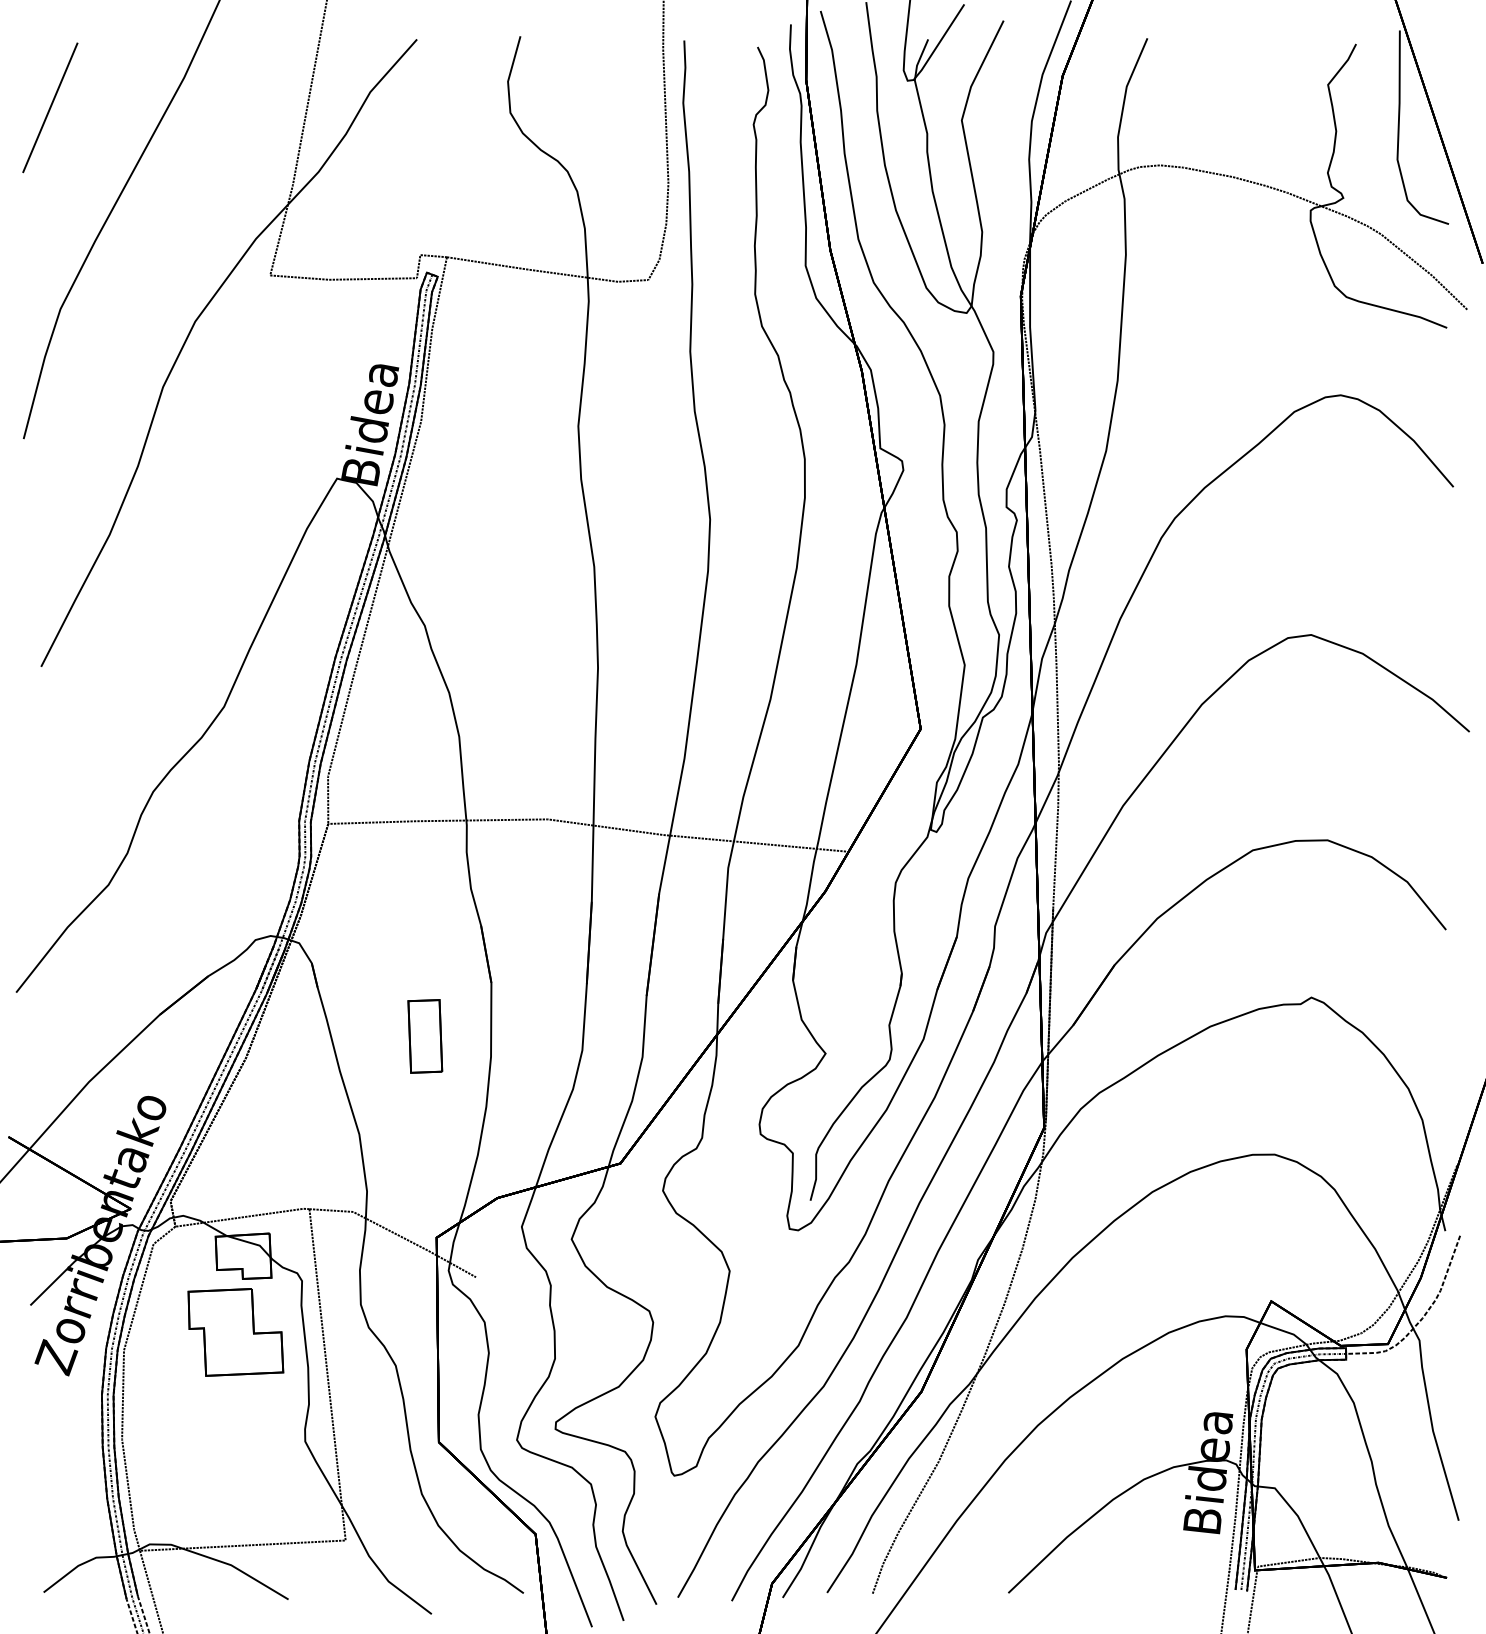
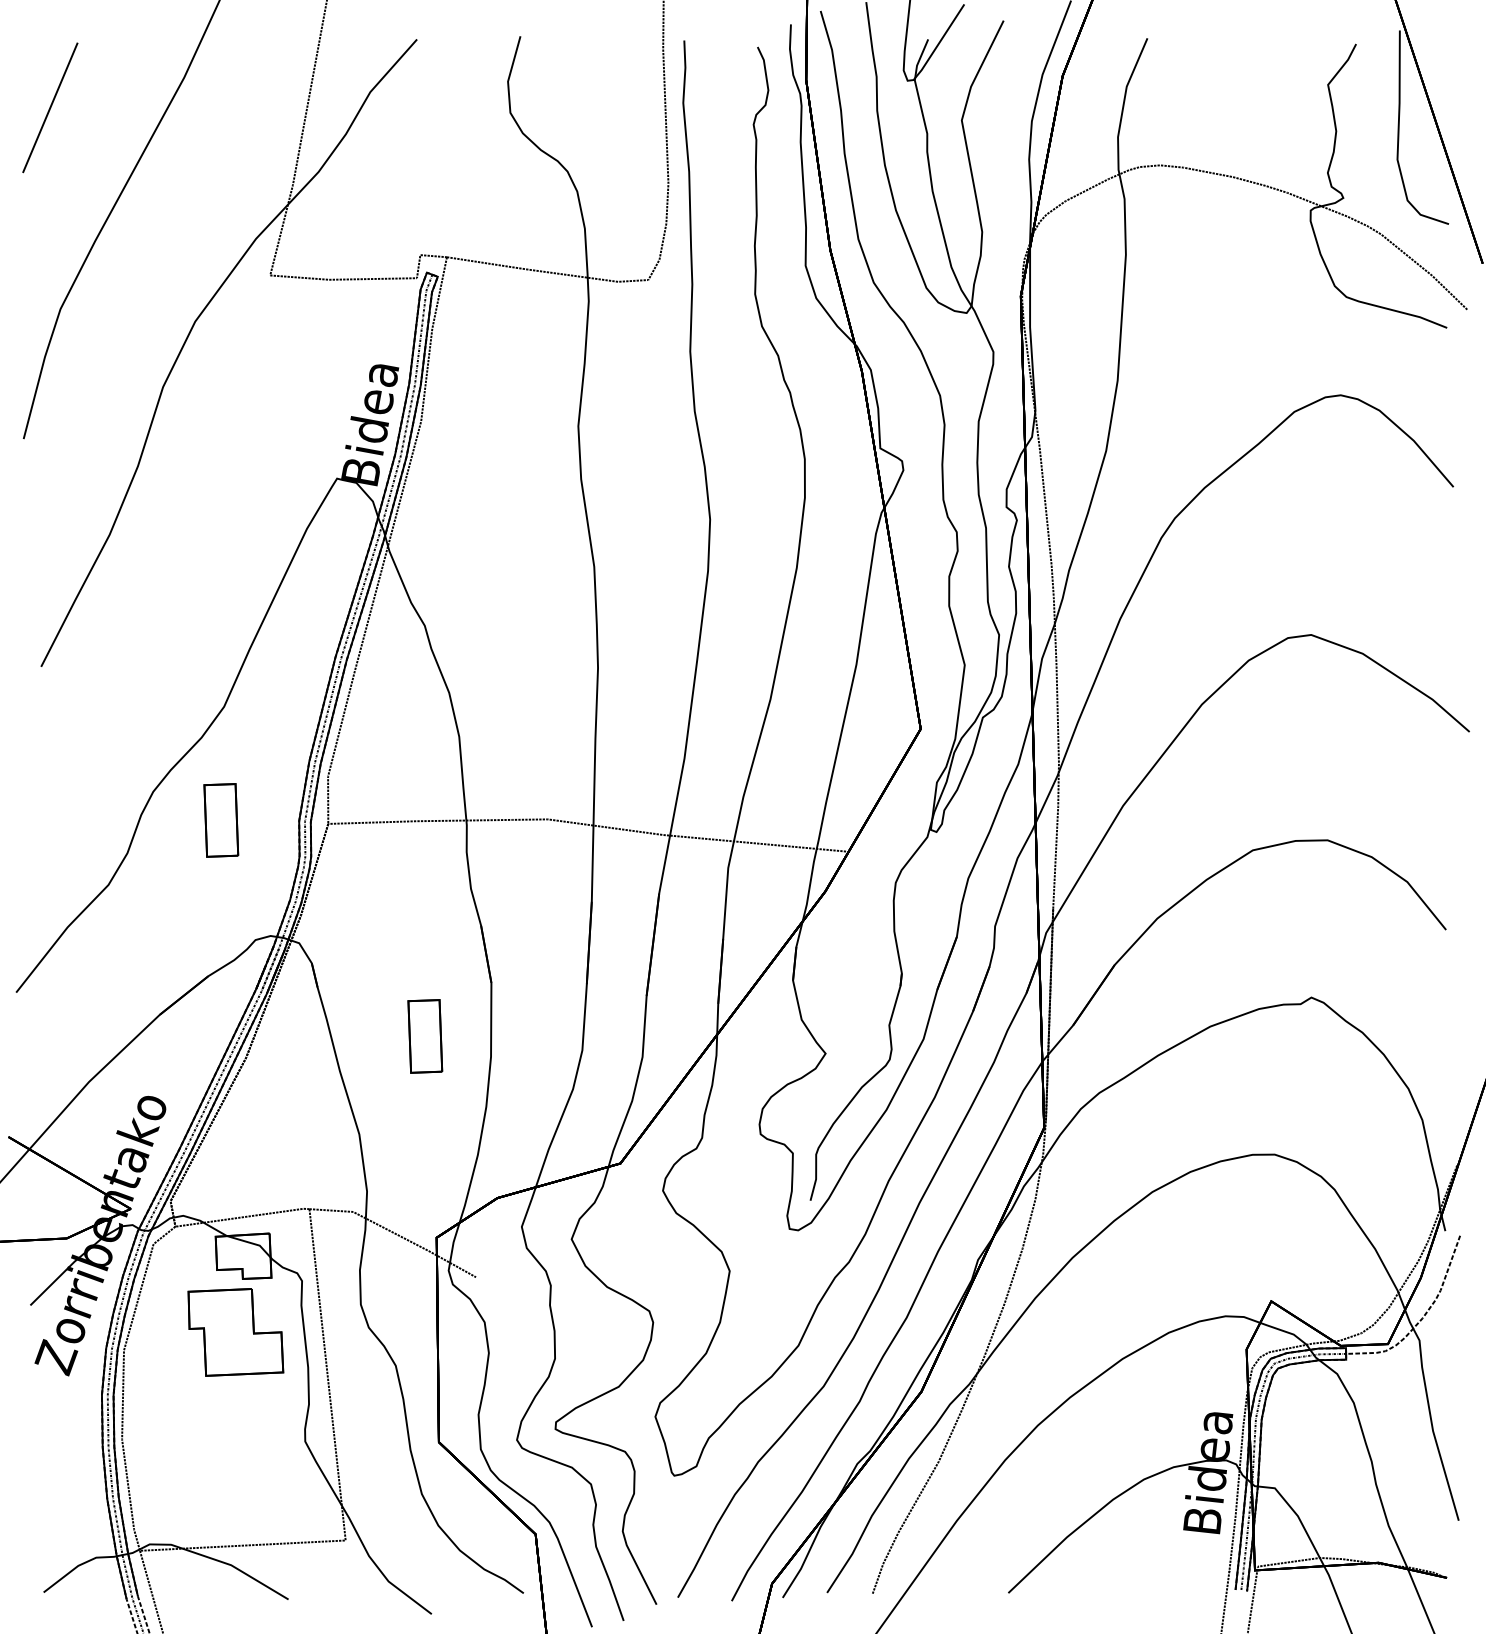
part: none -> present (221, 820)
